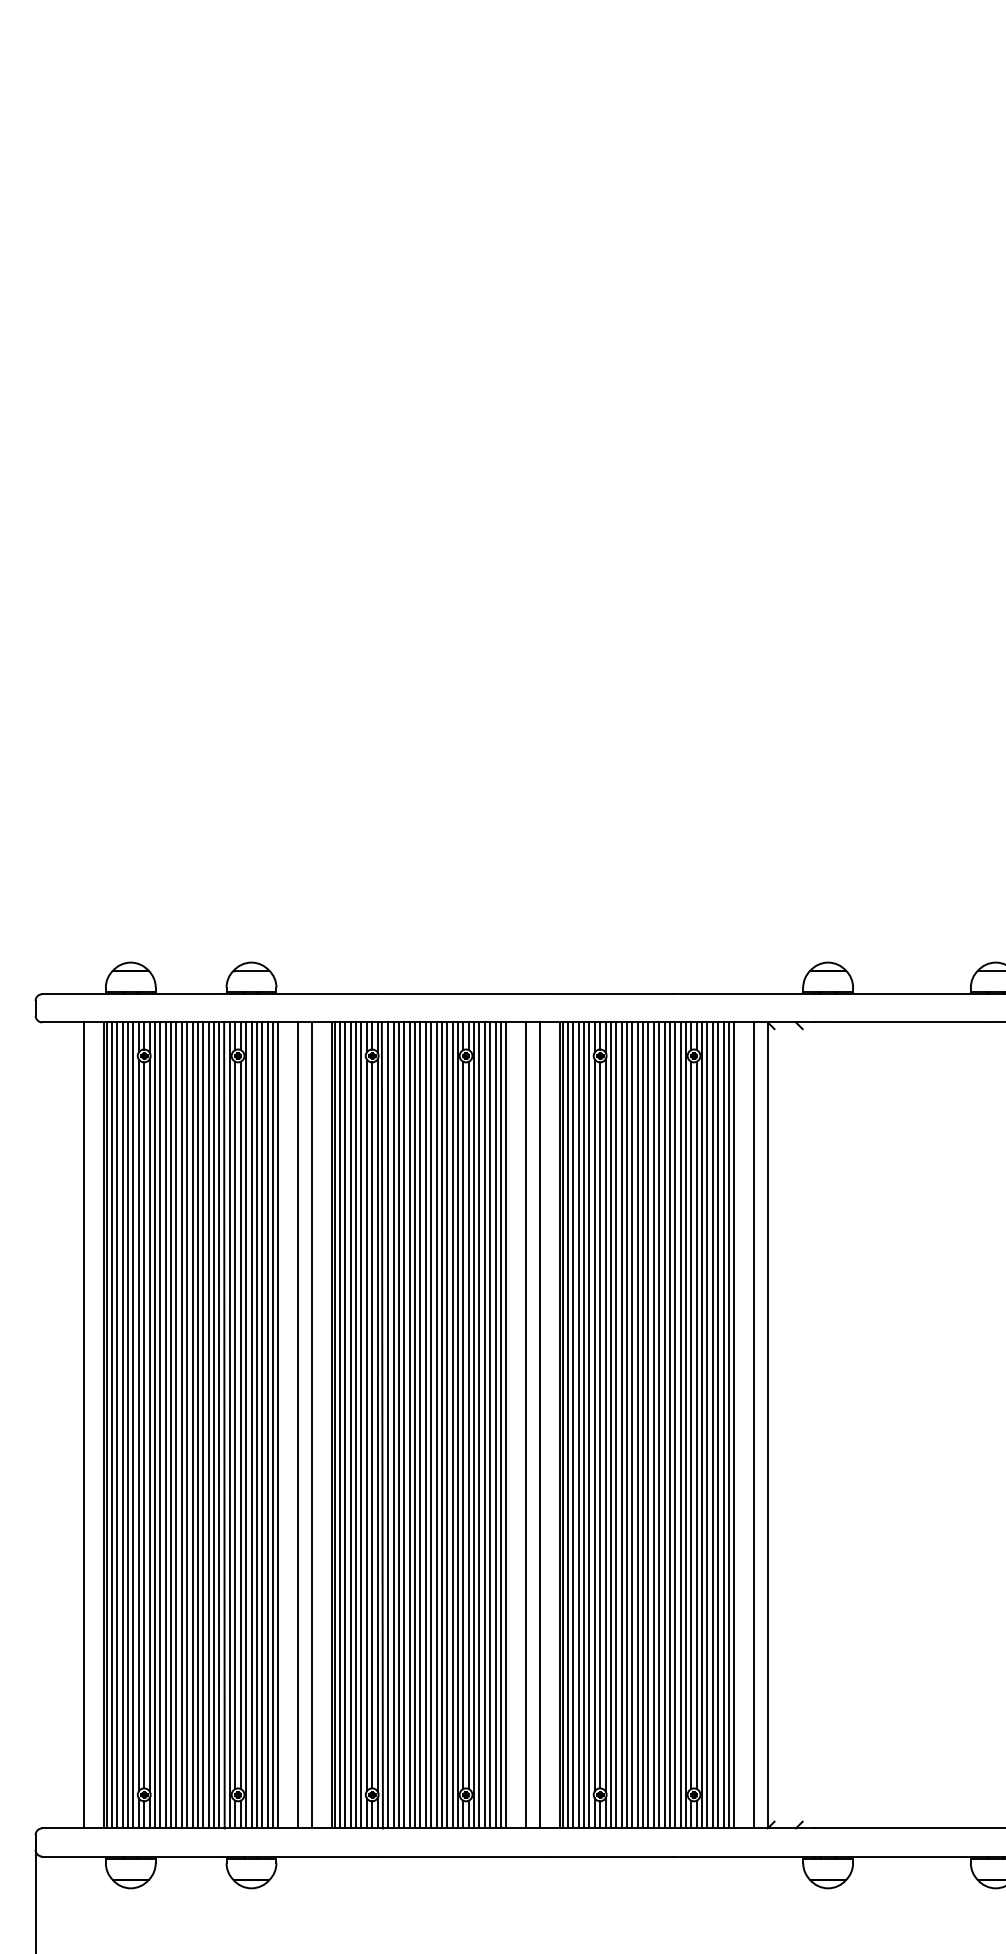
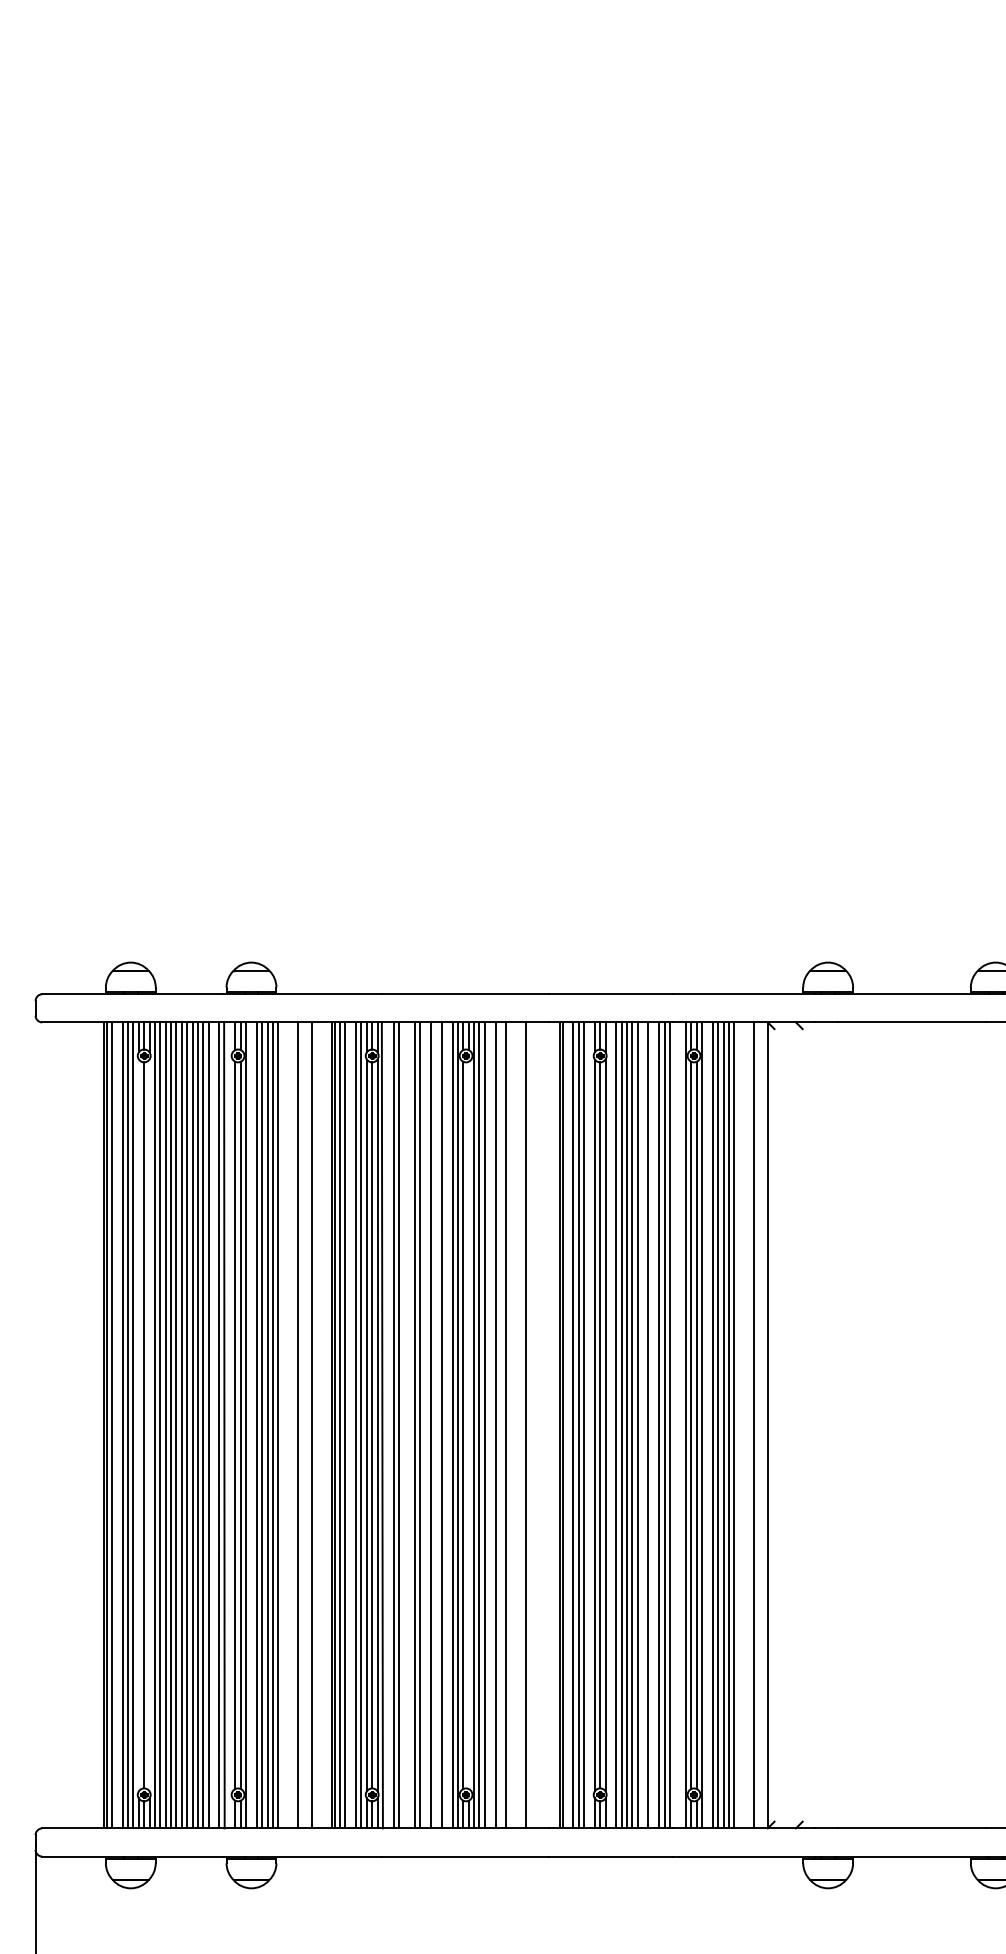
line: present -> none (83, 1425)
line: present -> none (117, 1425)
line: present -> none (138, 1425)
line: present -> none (149, 1425)
line: present -> none (213, 1425)
line: present -> none (230, 1425)
line: present -> none (251, 1425)
line: present -> none (350, 1425)
line: present -> none (388, 1425)
line: present -> none (404, 1425)
line: present -> none (409, 1425)
line: present -> none (425, 1425)
line: present -> none (436, 1425)
line: present -> none (447, 1425)
line: present -> none (468, 1425)
line: present -> none (490, 1425)
line: present -> none (500, 1425)
line: present -> none (539, 1425)
line: present -> none (568, 1425)
line: present -> none (589, 1425)
line: present -> none (610, 1425)
line: present -> none (643, 1425)
line: present -> none (653, 1425)
line: present -> none (675, 1425)
line: present -> none (680, 1425)
line: present -> none (707, 1425)
